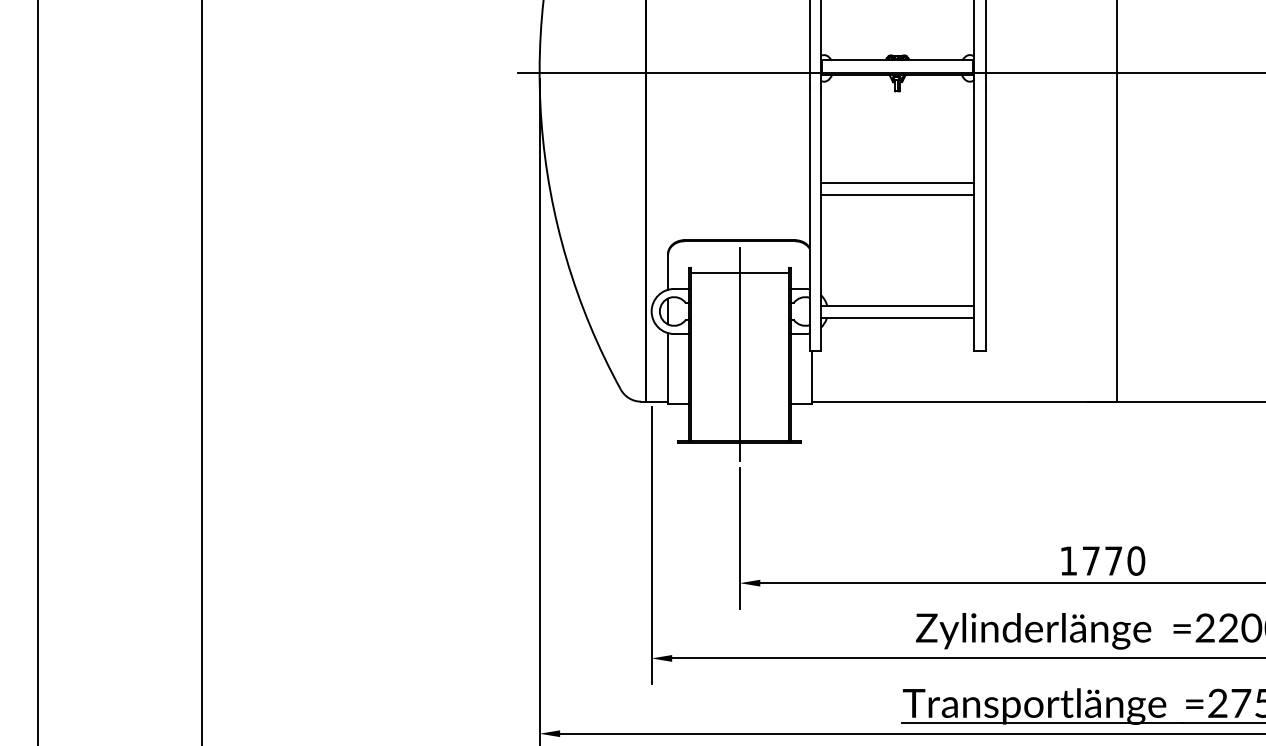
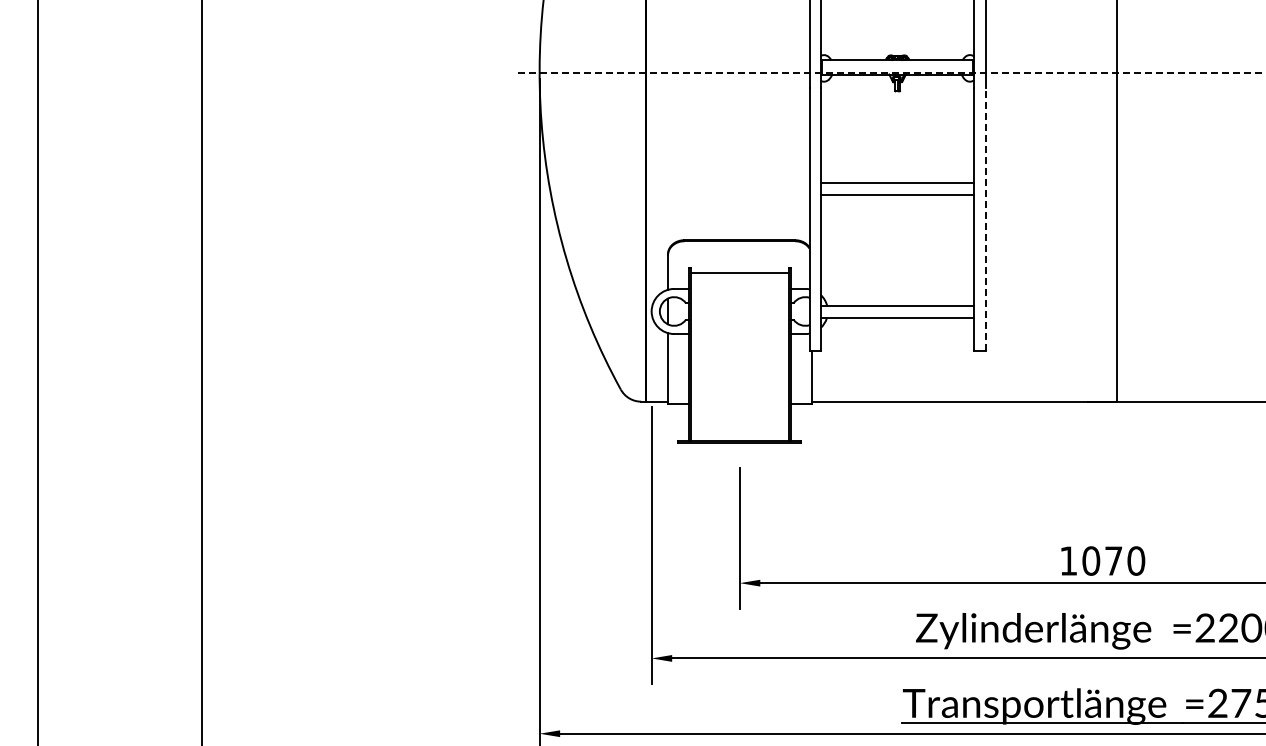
line: solid -> dashed (892, 73)
line: solid -> dashed (985, 219)
line: present -> none (739, 354)
text: 1770 -> 1070 (1091, 560)
